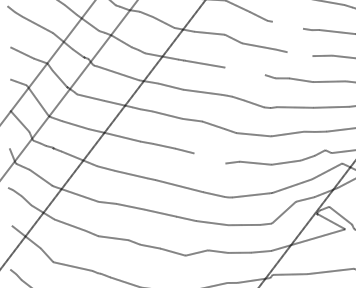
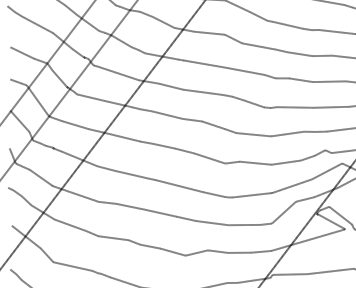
line: none -> present (287, 24)
line: none -> present (299, 54)
line: none -> present (244, 71)
line: none -> present (209, 158)
